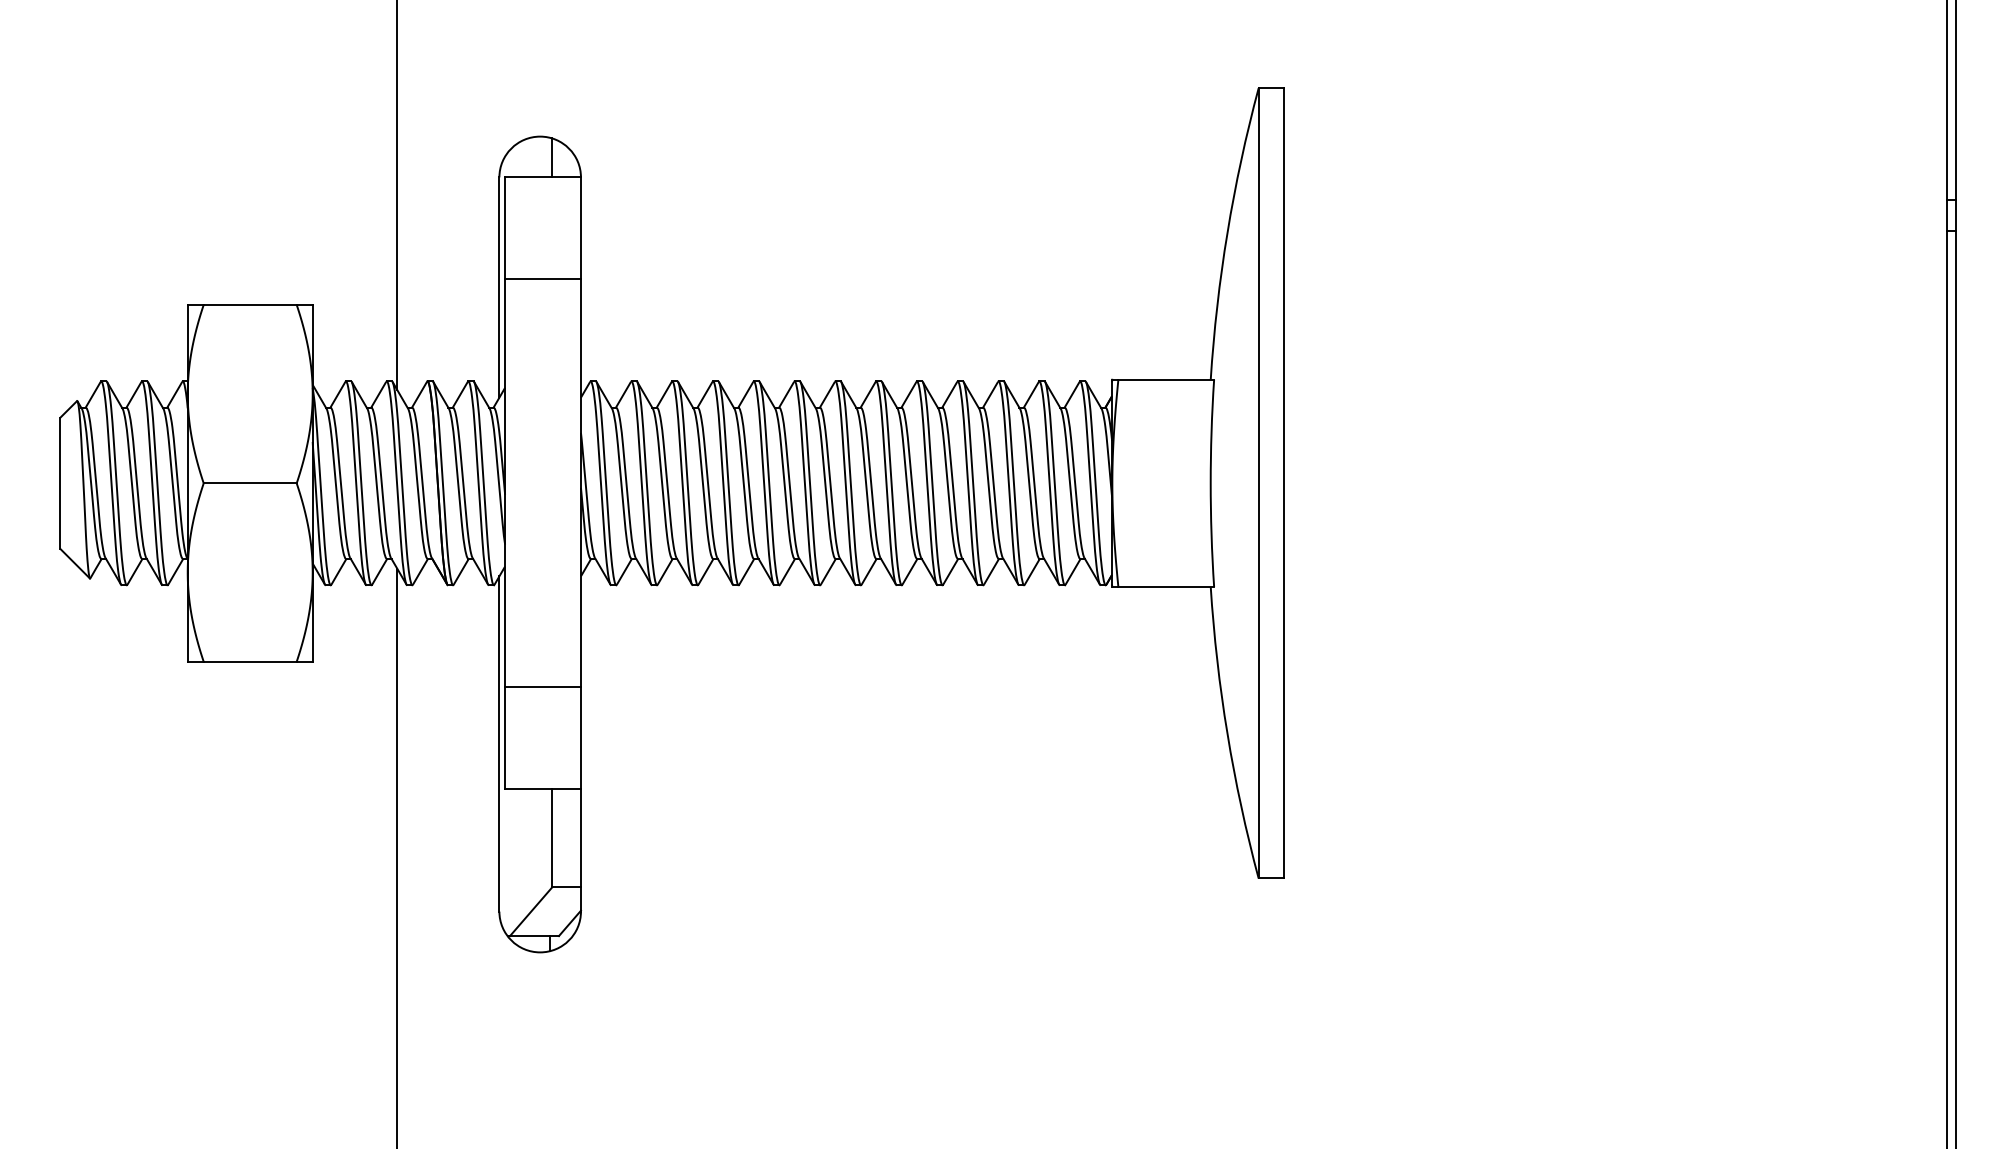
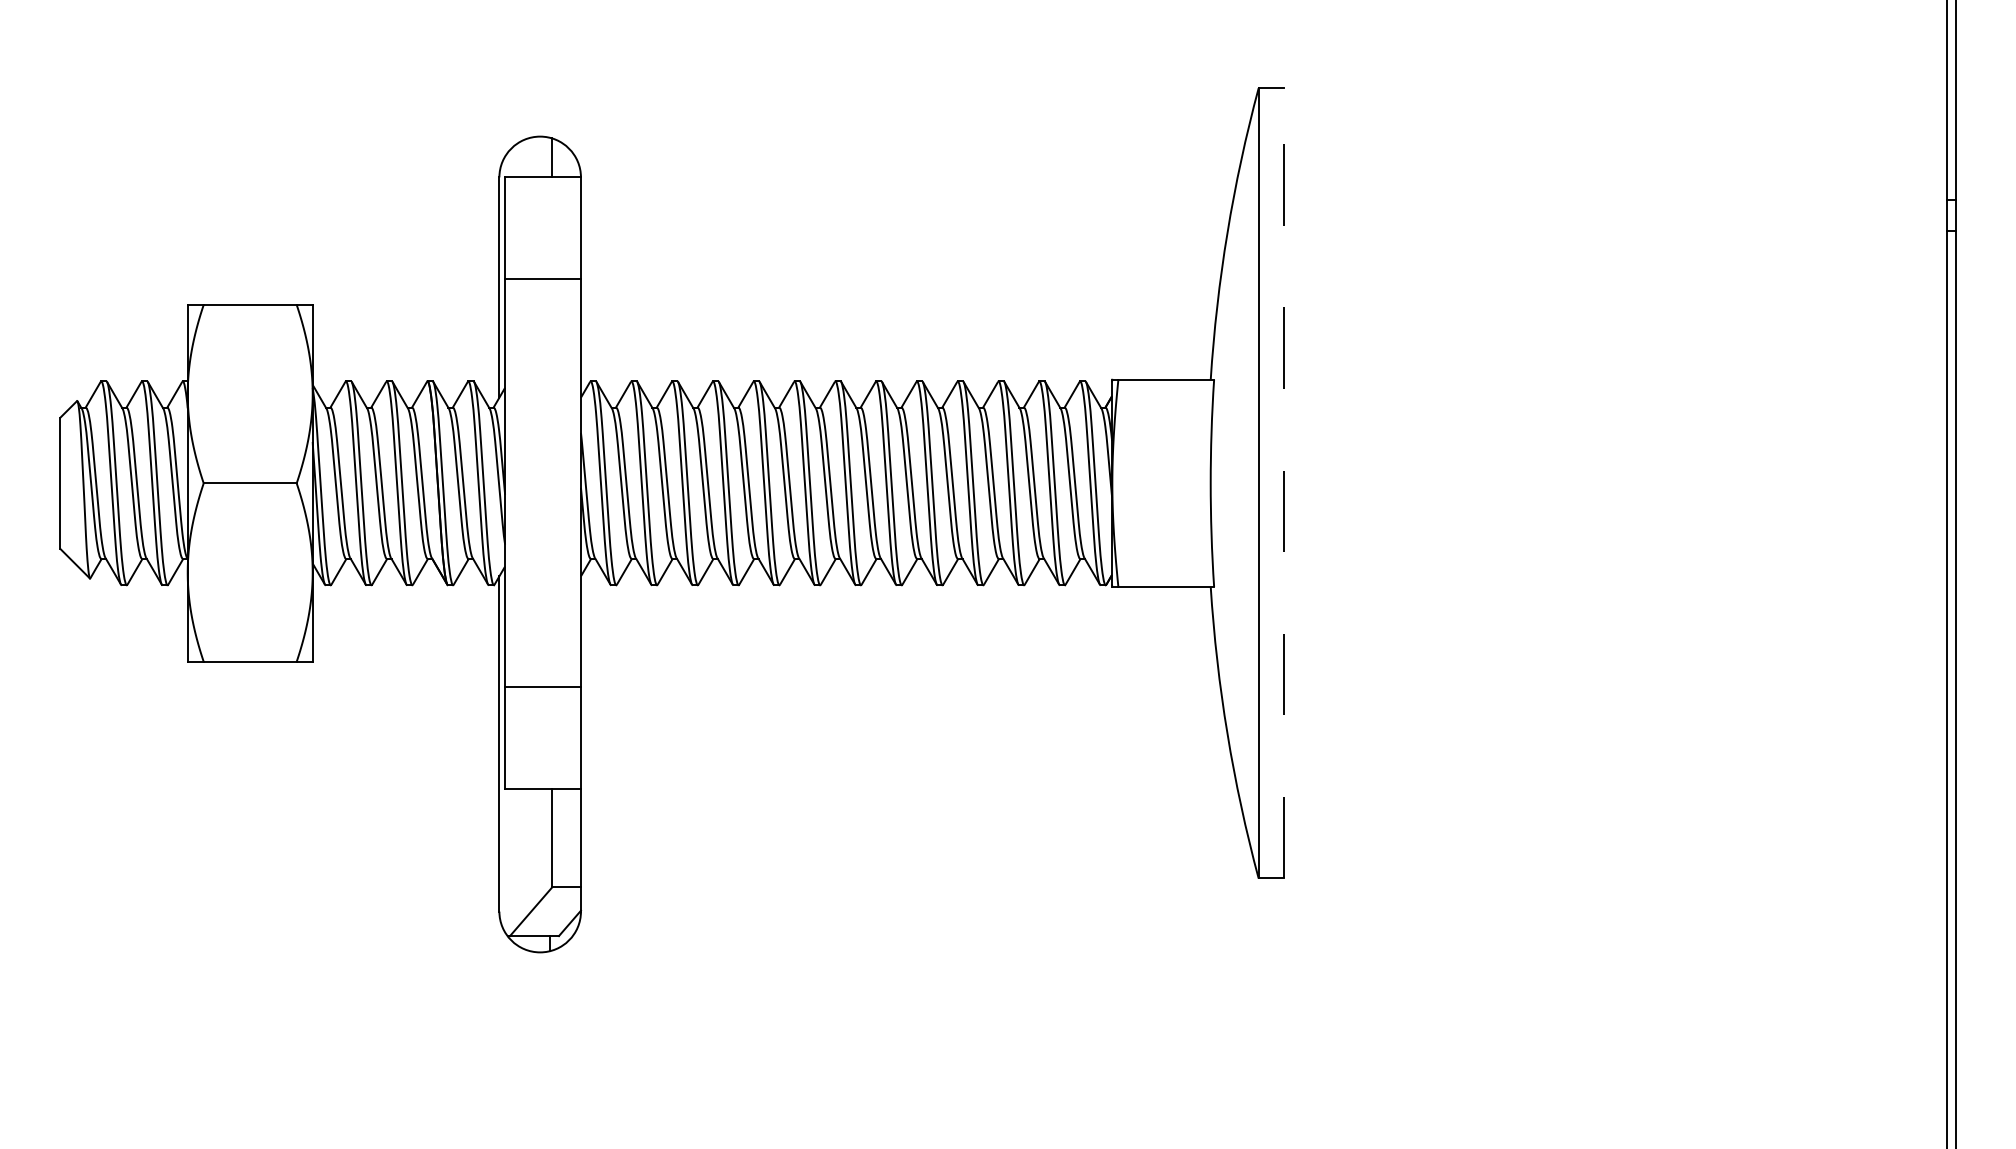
line: present -> none (397, 196)
line: solid -> dashed (1284, 482)
line: present -> none (397, 857)
